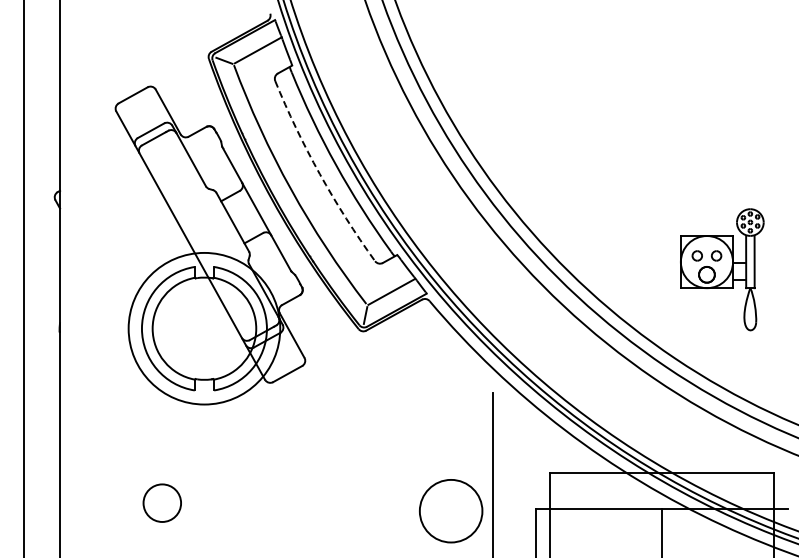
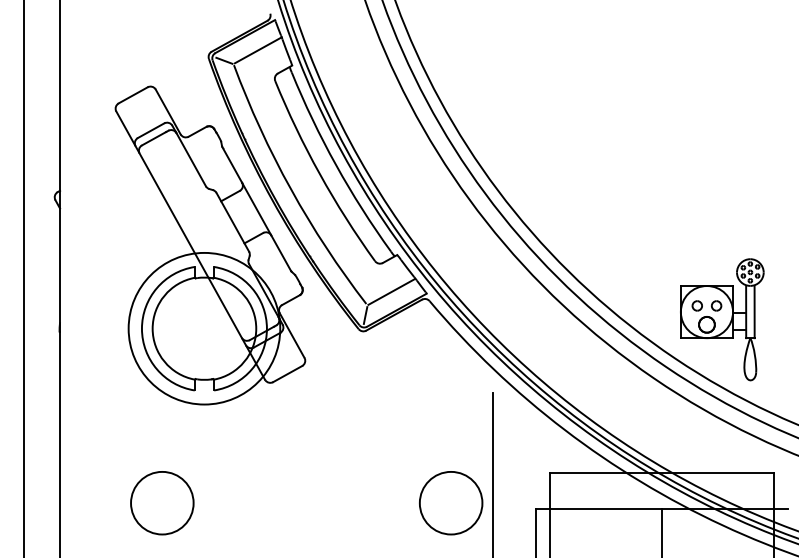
arc: dashed -> solid (319, 174)
part position: (722, 269) -> (722, 319) (722, 319)
circle diameter: 38 px -> 63 px (162, 502)
circle position: (451, 511) -> (451, 503) (451, 503)
